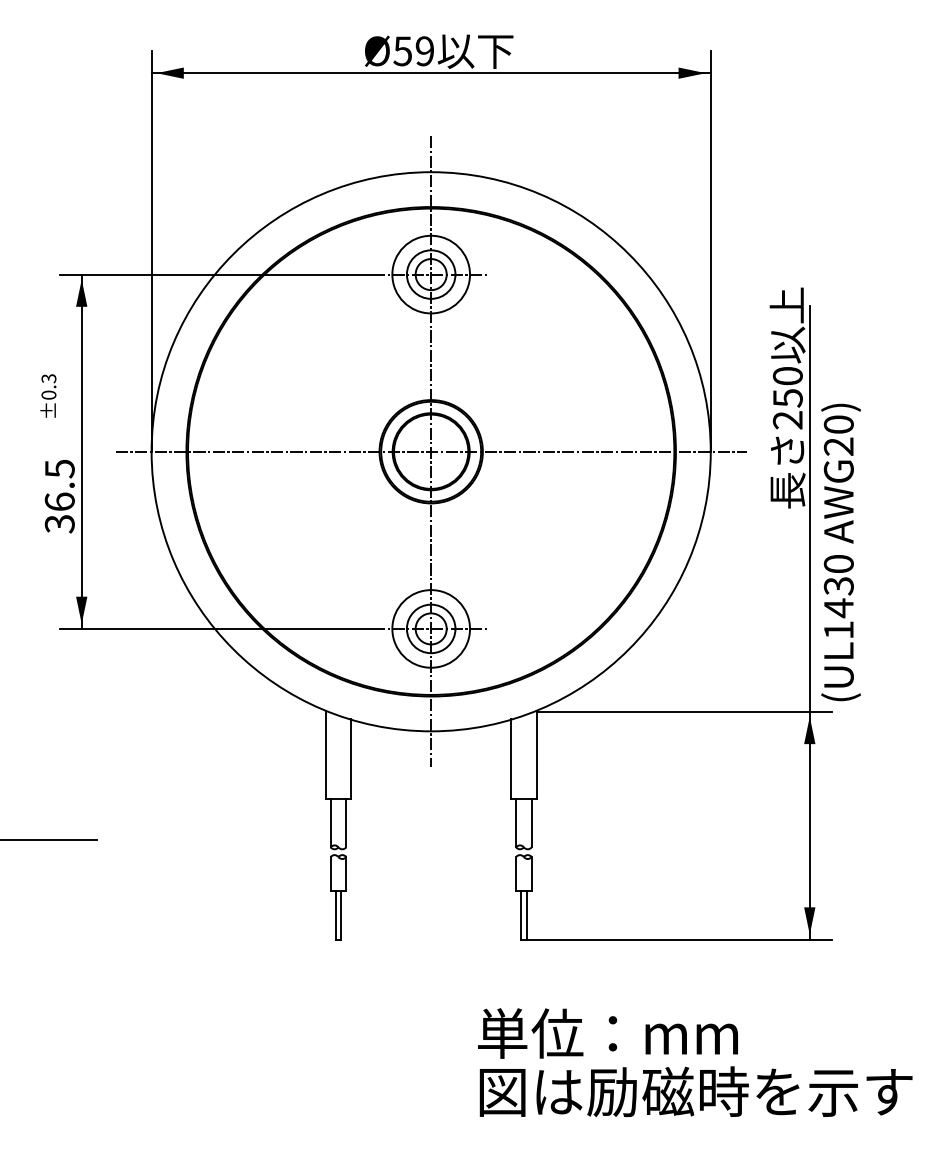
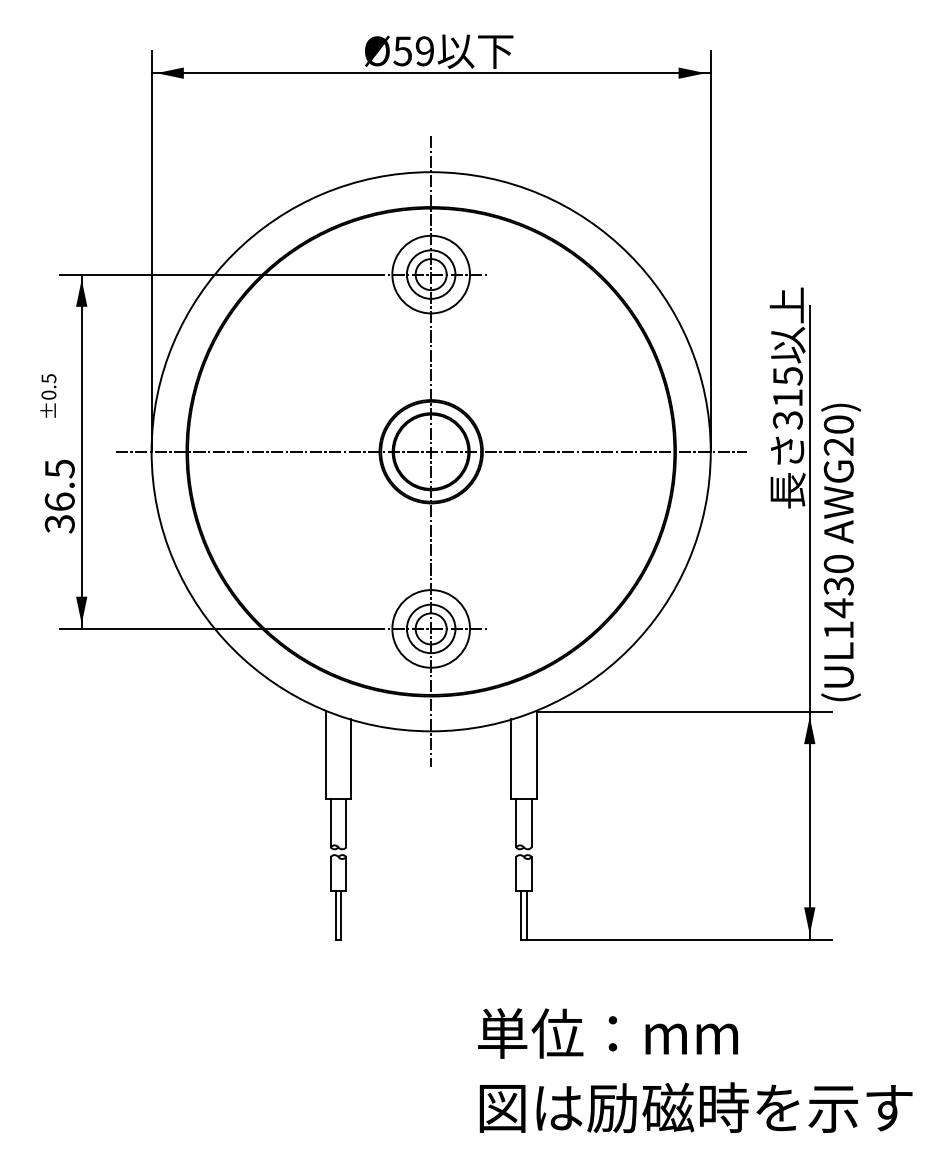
text: ±0.3 -> ±0.5 (48, 378)
text: 250 -> 315 (787, 398)
line: present -> none (49, 840)
text position: (695, 1091) -> (695, 1107) (695, 1107)
